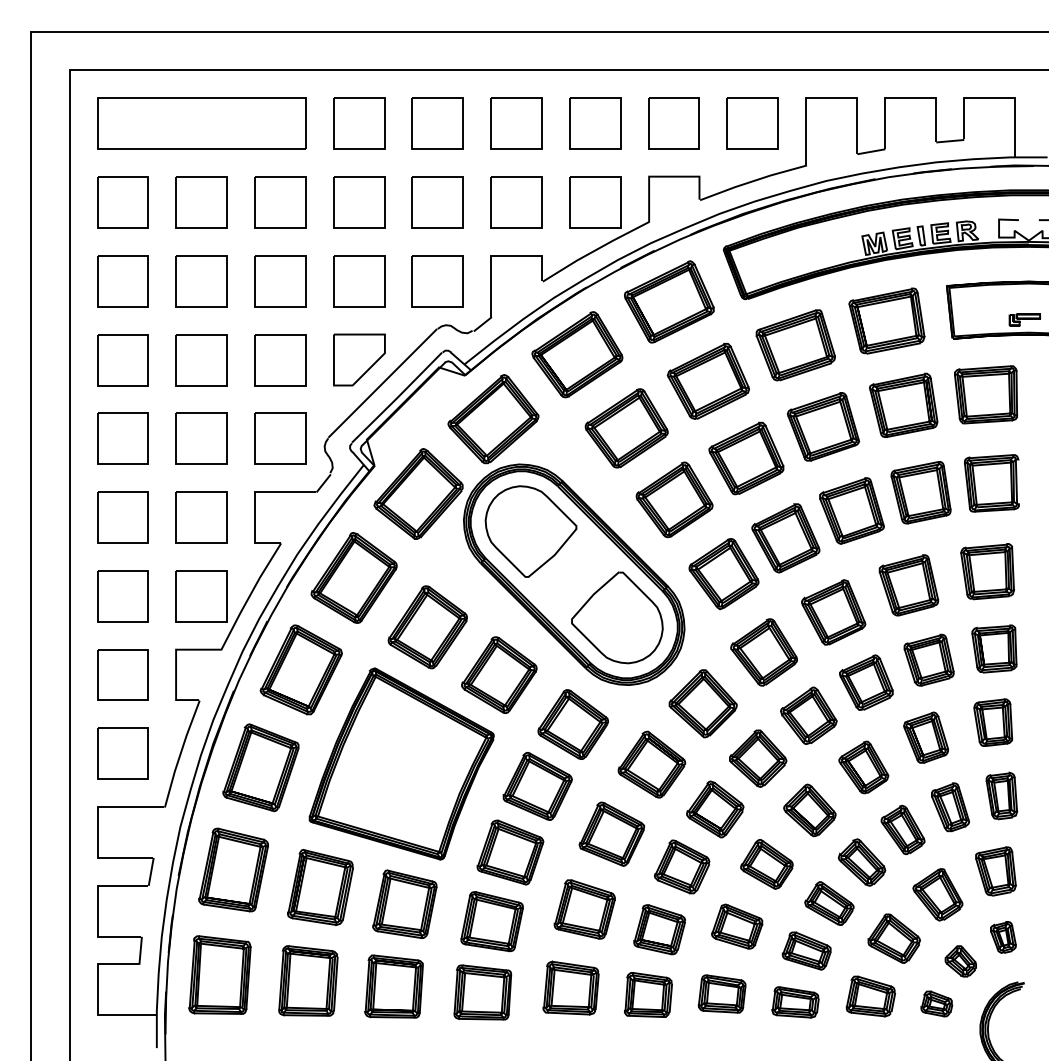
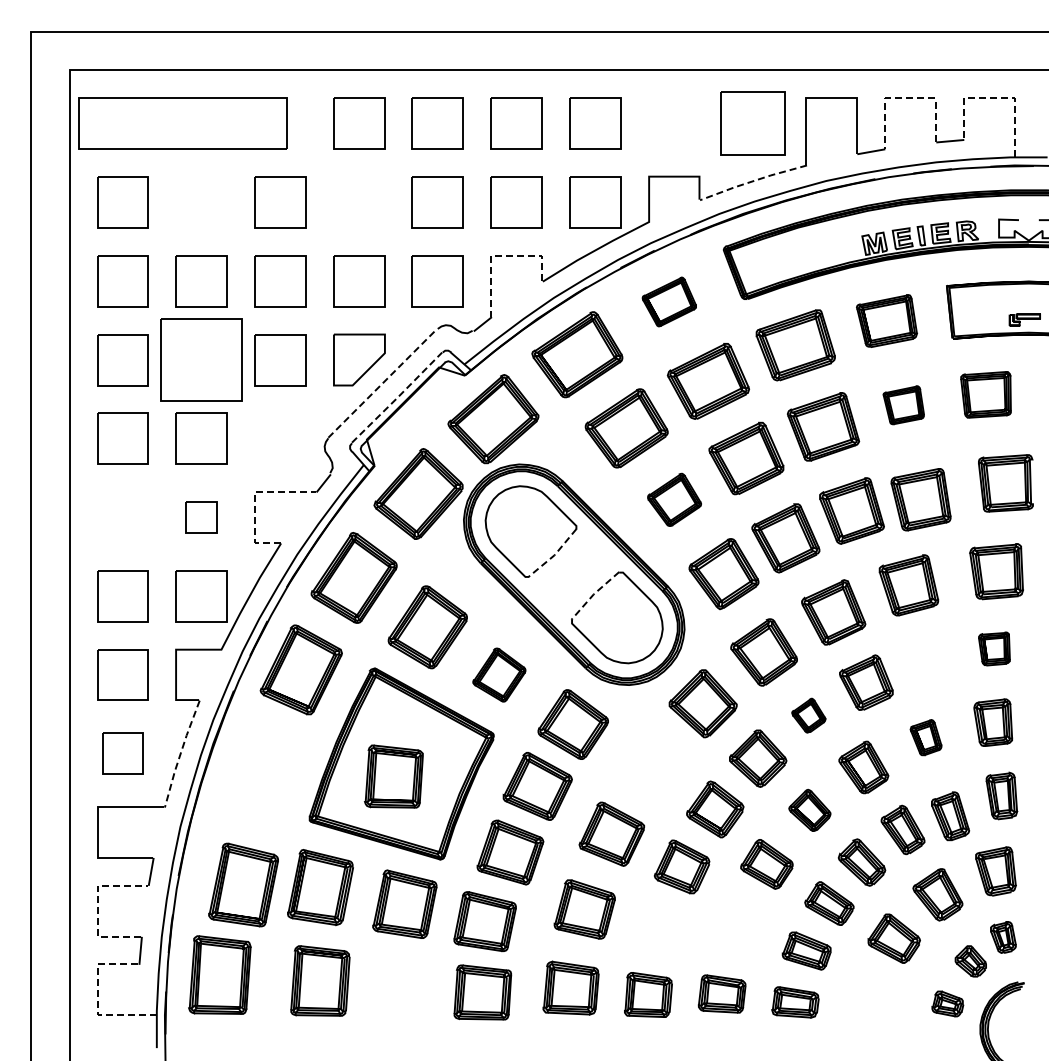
line: solid -> dashed (907, 98)
line: solid -> dashed (997, 98)
part position: (201, 123) -> (182, 123) (182, 123)
part: present -> none (673, 123)
part size: 53x53 px -> 66x65 px (752, 123)
line: solid -> dashed (752, 181)
part: present -> none (201, 202)
part: present -> none (359, 202)
line: solid -> dashed (499, 255)
part size: 91x84 px -> 56x52 px (668, 301)
part size: 78x68 px -> 62x54 px (886, 320)
part size: 53x53 px -> 83x84 px (201, 359)
line: solid -> dashed (382, 383)
part size: 64x60 px -> 52x48 px (985, 394)
line: solid -> dashed (397, 397)
part size: 70x66 px -> 43x41 px (903, 405)
part: present -> none (280, 438)
part position: (991, 483) -> (1005, 483) (1005, 483)
part position: (920, 492) -> (920, 499) (920, 499)
line: solid -> dashed (255, 499)
part size: 79x78 px -> 55x55 px (674, 499)
part: present -> none (122, 517)
part size: 53x53 px -> 33x33 px (201, 517)
line: solid -> dashed (554, 555)
part position: (987, 571) -> (996, 571) (996, 571)
line: solid -> dashed (593, 594)
part size: 47x50 px -> 33x36 px (994, 648)
part: present -> none (928, 659)
part size: 77x78 px -> 55x56 px (499, 674)
part size: 58x59 px -> 36x37 px (808, 715)
part size: 46x53 px -> 34x38 px (925, 737)
part size: 52x53 px -> 42x43 px (122, 753)
line: solid -> dashed (180, 753)
part: present -> none (651, 764)
part: present -> none (260, 767)
part position: (950, 807) -> (950, 816) (950, 816)
part size: 54x55 px -> 44x44 px (809, 809)
part position: (233, 869) -> (243, 884) (243, 884)
line: solid -> dashed (97, 907)
part position: (491, 921) -> (484, 921) (484, 921)
part: present -> none (737, 926)
part: present -> none (659, 929)
part position: (960, 961) -> (970, 961) (970, 961)
part position: (308, 980) -> (320, 980) (320, 980)
part position: (393, 986) -> (393, 776) (393, 776)
part: present -> none (870, 996)
line: solid -> dashed (97, 998)
part position: (936, 1003) -> (947, 1003) (947, 1003)
